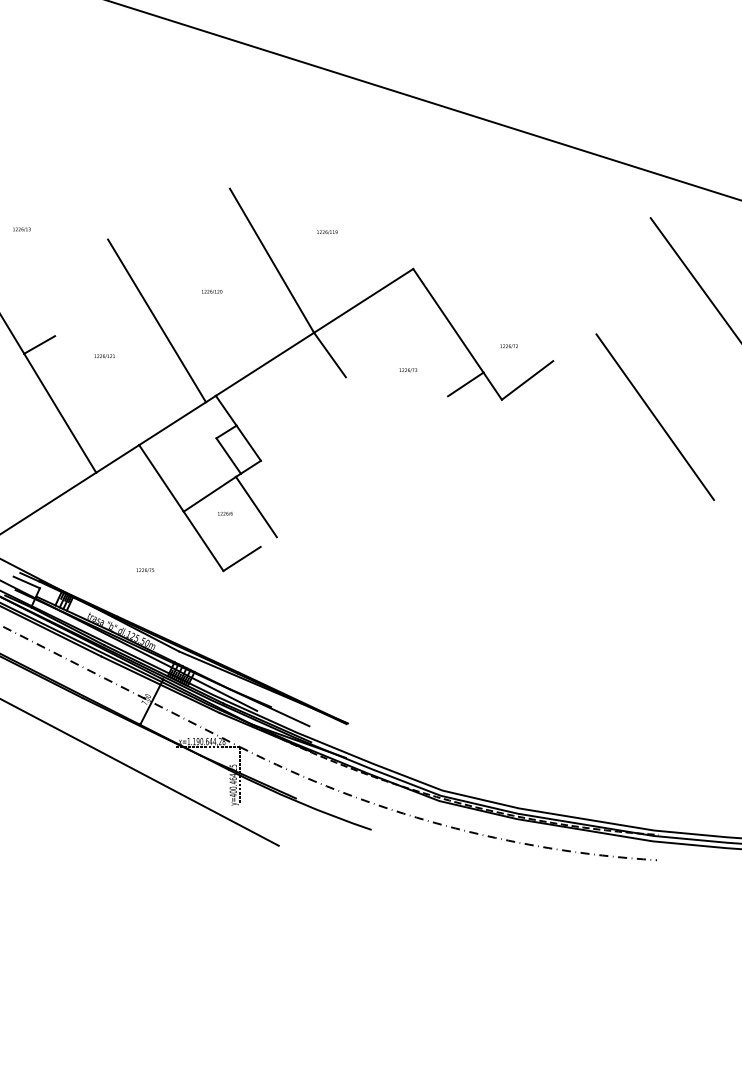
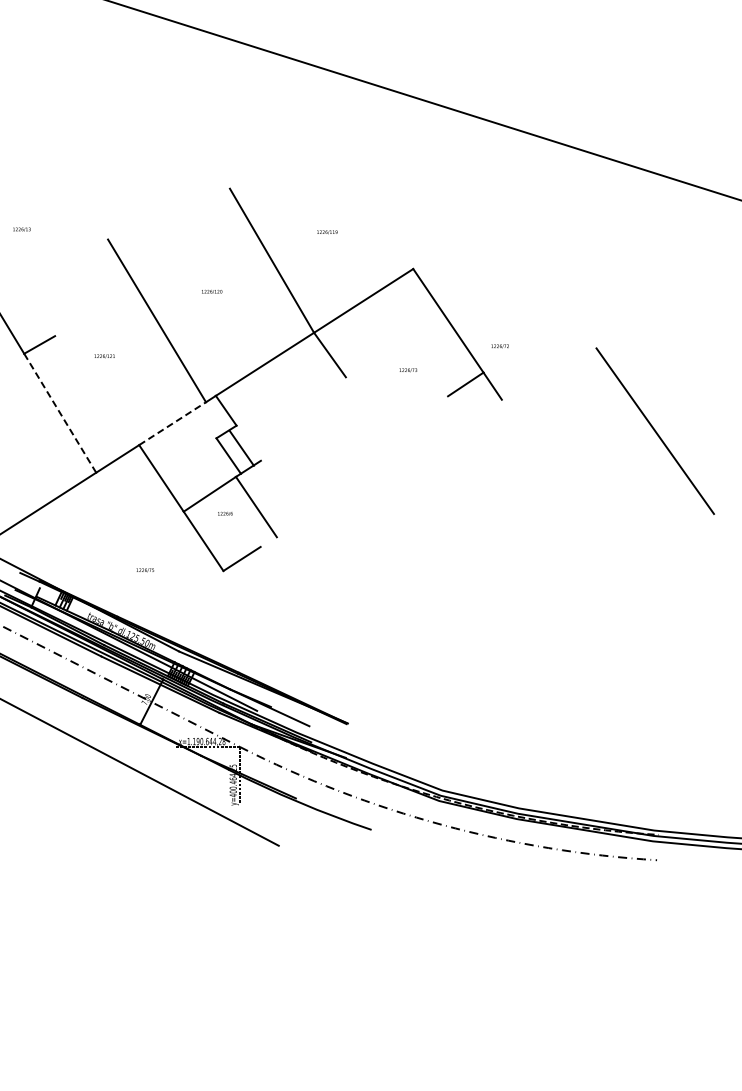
line: present -> none (694, 278)
text position: (508, 346) -> (499, 346) (499, 346)
line: present -> none (527, 380)
line: solid -> dashed (60, 413)
line position: (654, 416) -> (654, 430) (654, 430)
line: solid -> dashed (172, 423)
line position: (248, 442) -> (241, 447) (241, 447)
line: present -> none (26, 582)
